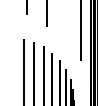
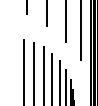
line: none -> present (65, 22)
